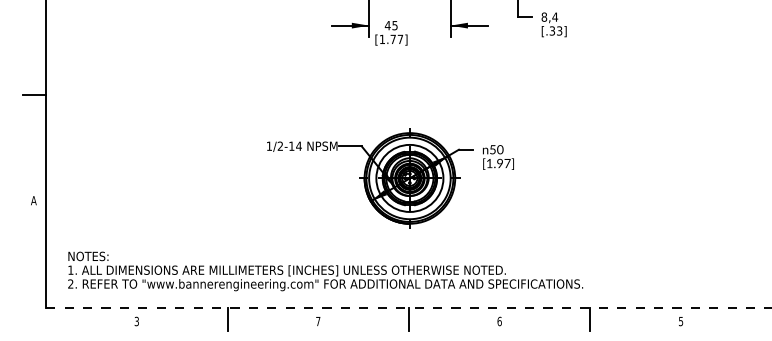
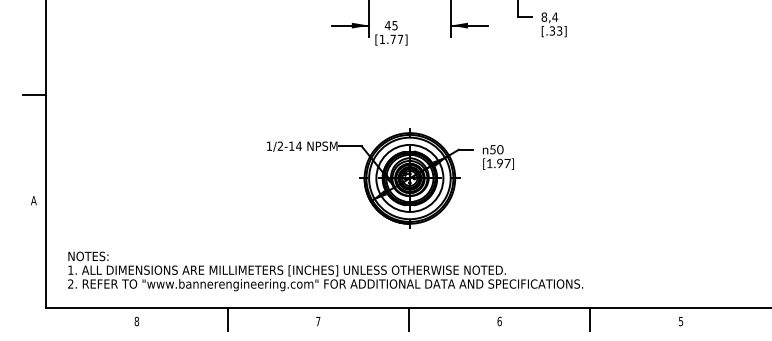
line: dashed -> solid (408, 307)
text: 3 -> 8 (136, 321)
